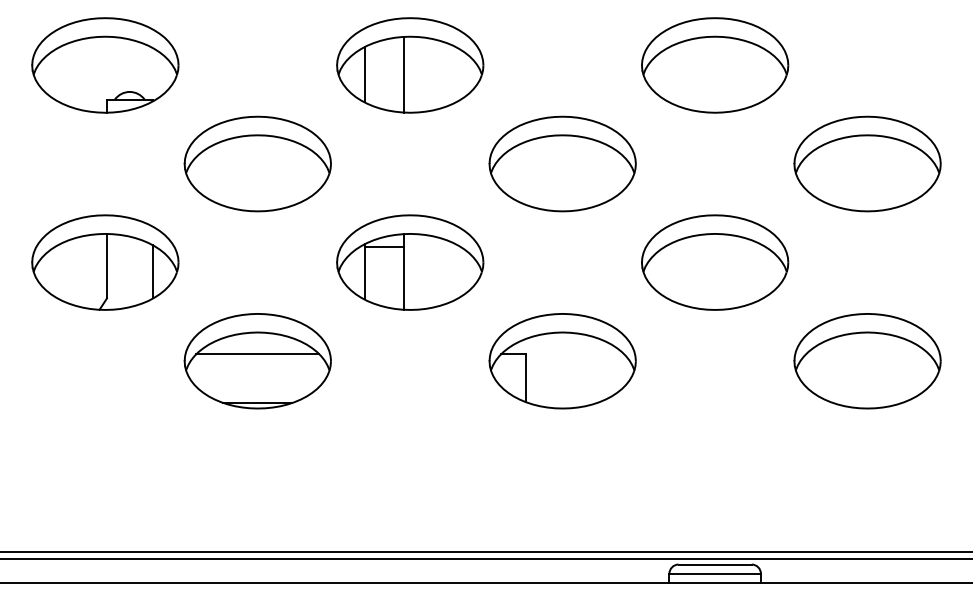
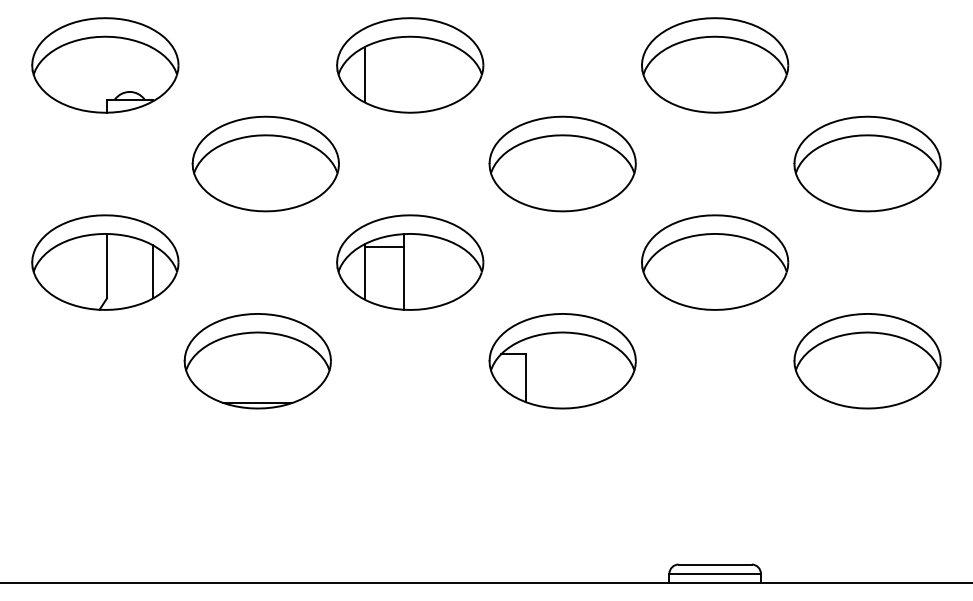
line: present -> none (404, 74)
part position: (257, 163) -> (265, 163) (265, 163)
line: present -> none (257, 354)
line: present -> none (485, 552)
line: present -> none (485, 559)
